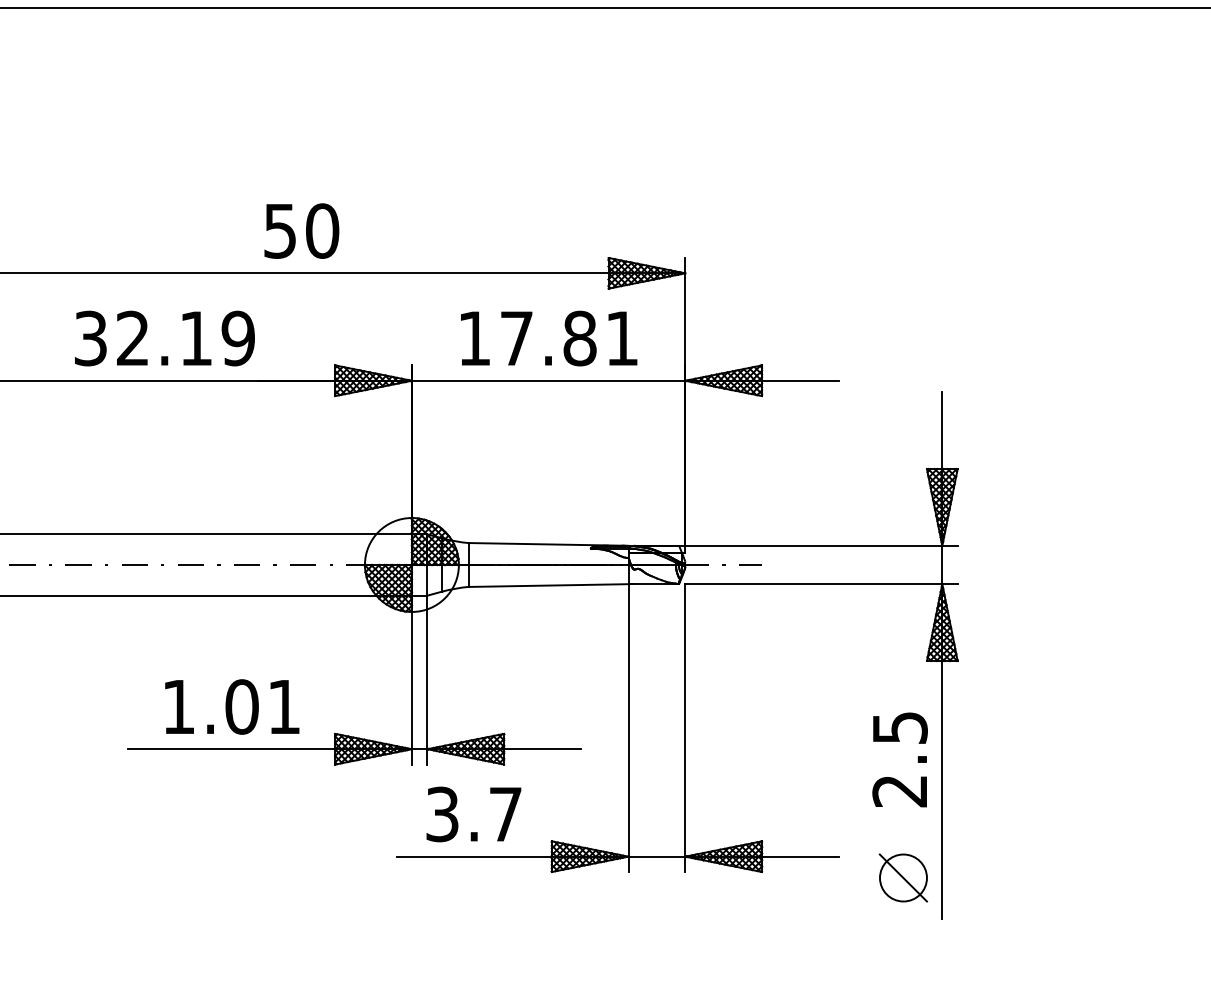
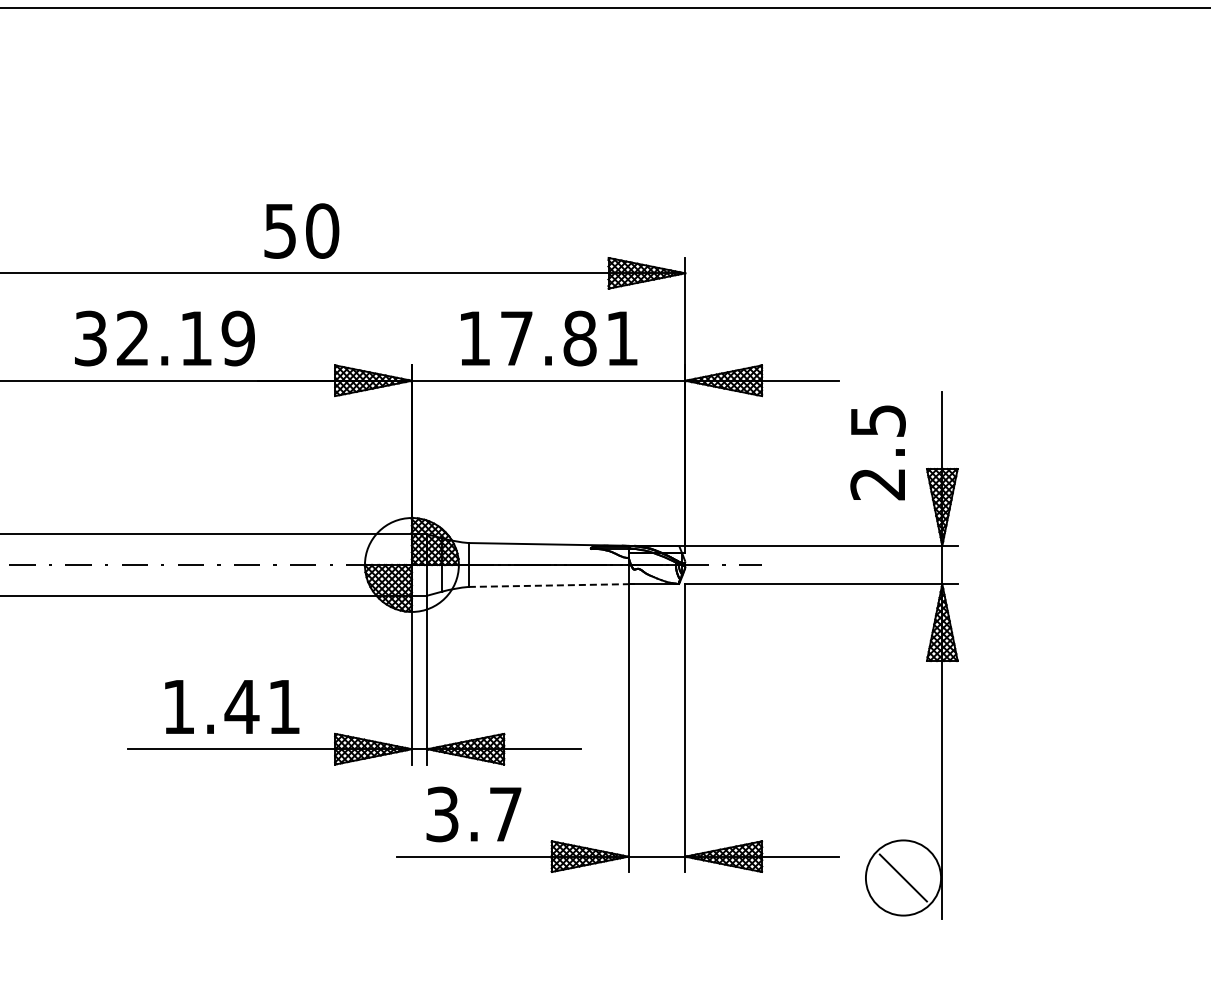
line: solid -> dashed (548, 585)
text: 1.01 -> 1.41 (241, 706)
text position: (899, 759) -> (877, 452) (877, 452)
circle diameter: 47 px -> 75 px (903, 877)
